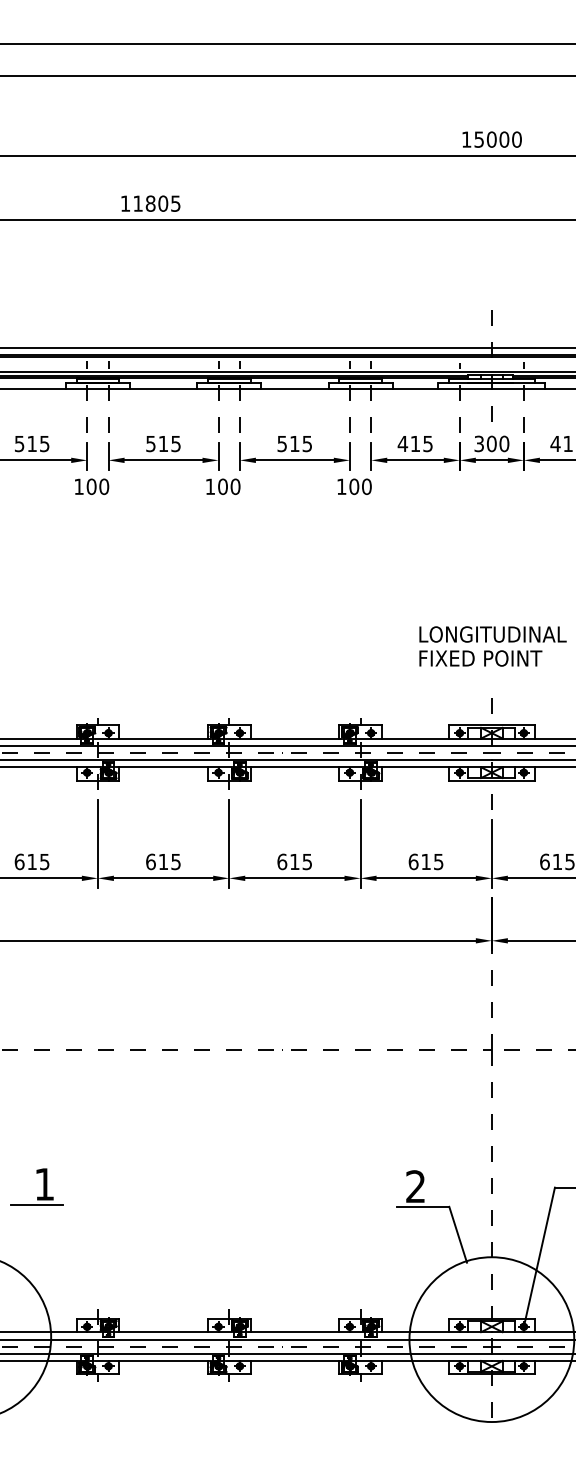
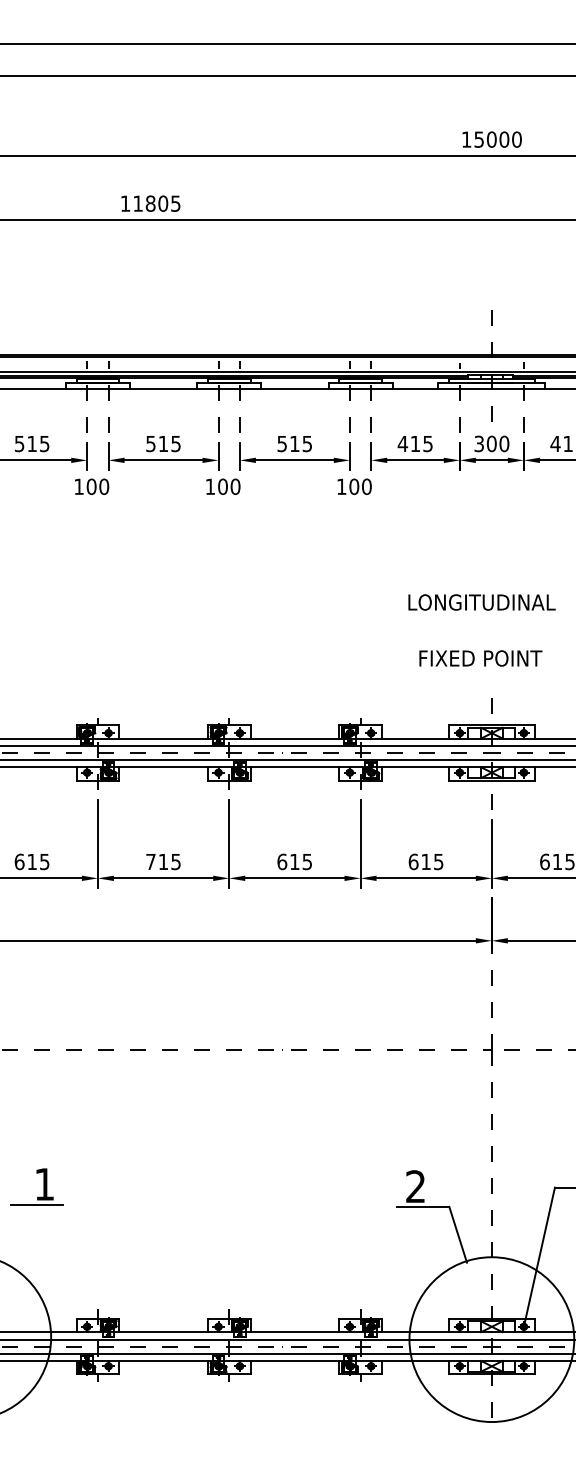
line: present -> none (287, 347)
text position: (492, 634) -> (481, 602) (481, 602)
text: 615 -> 715 (150, 861)
